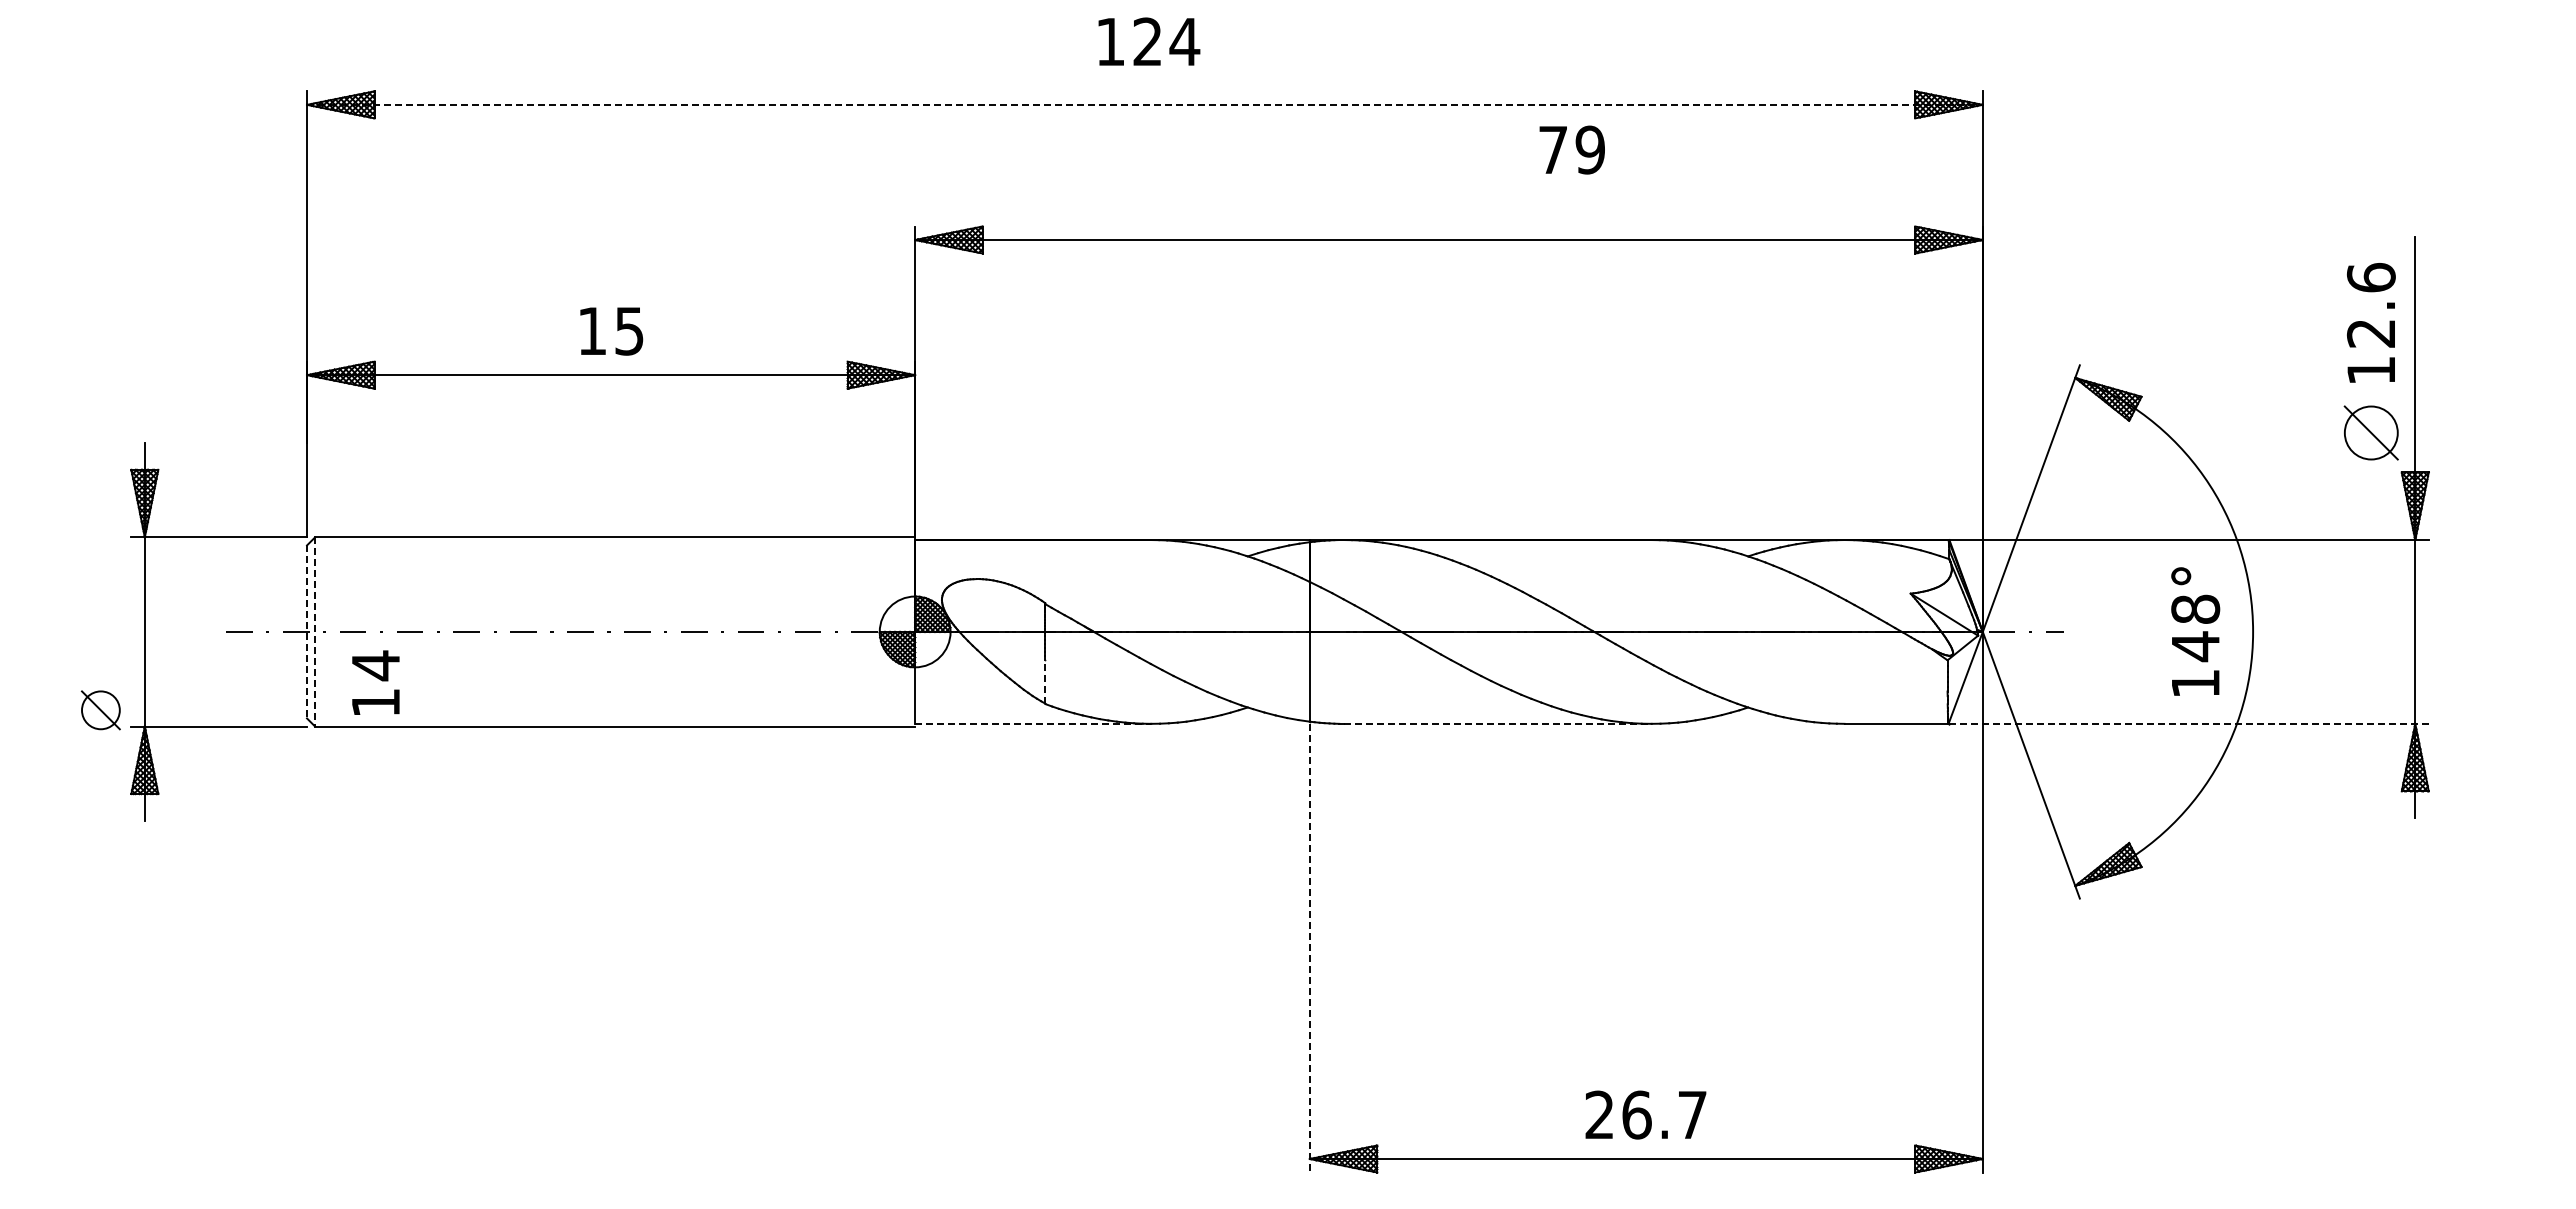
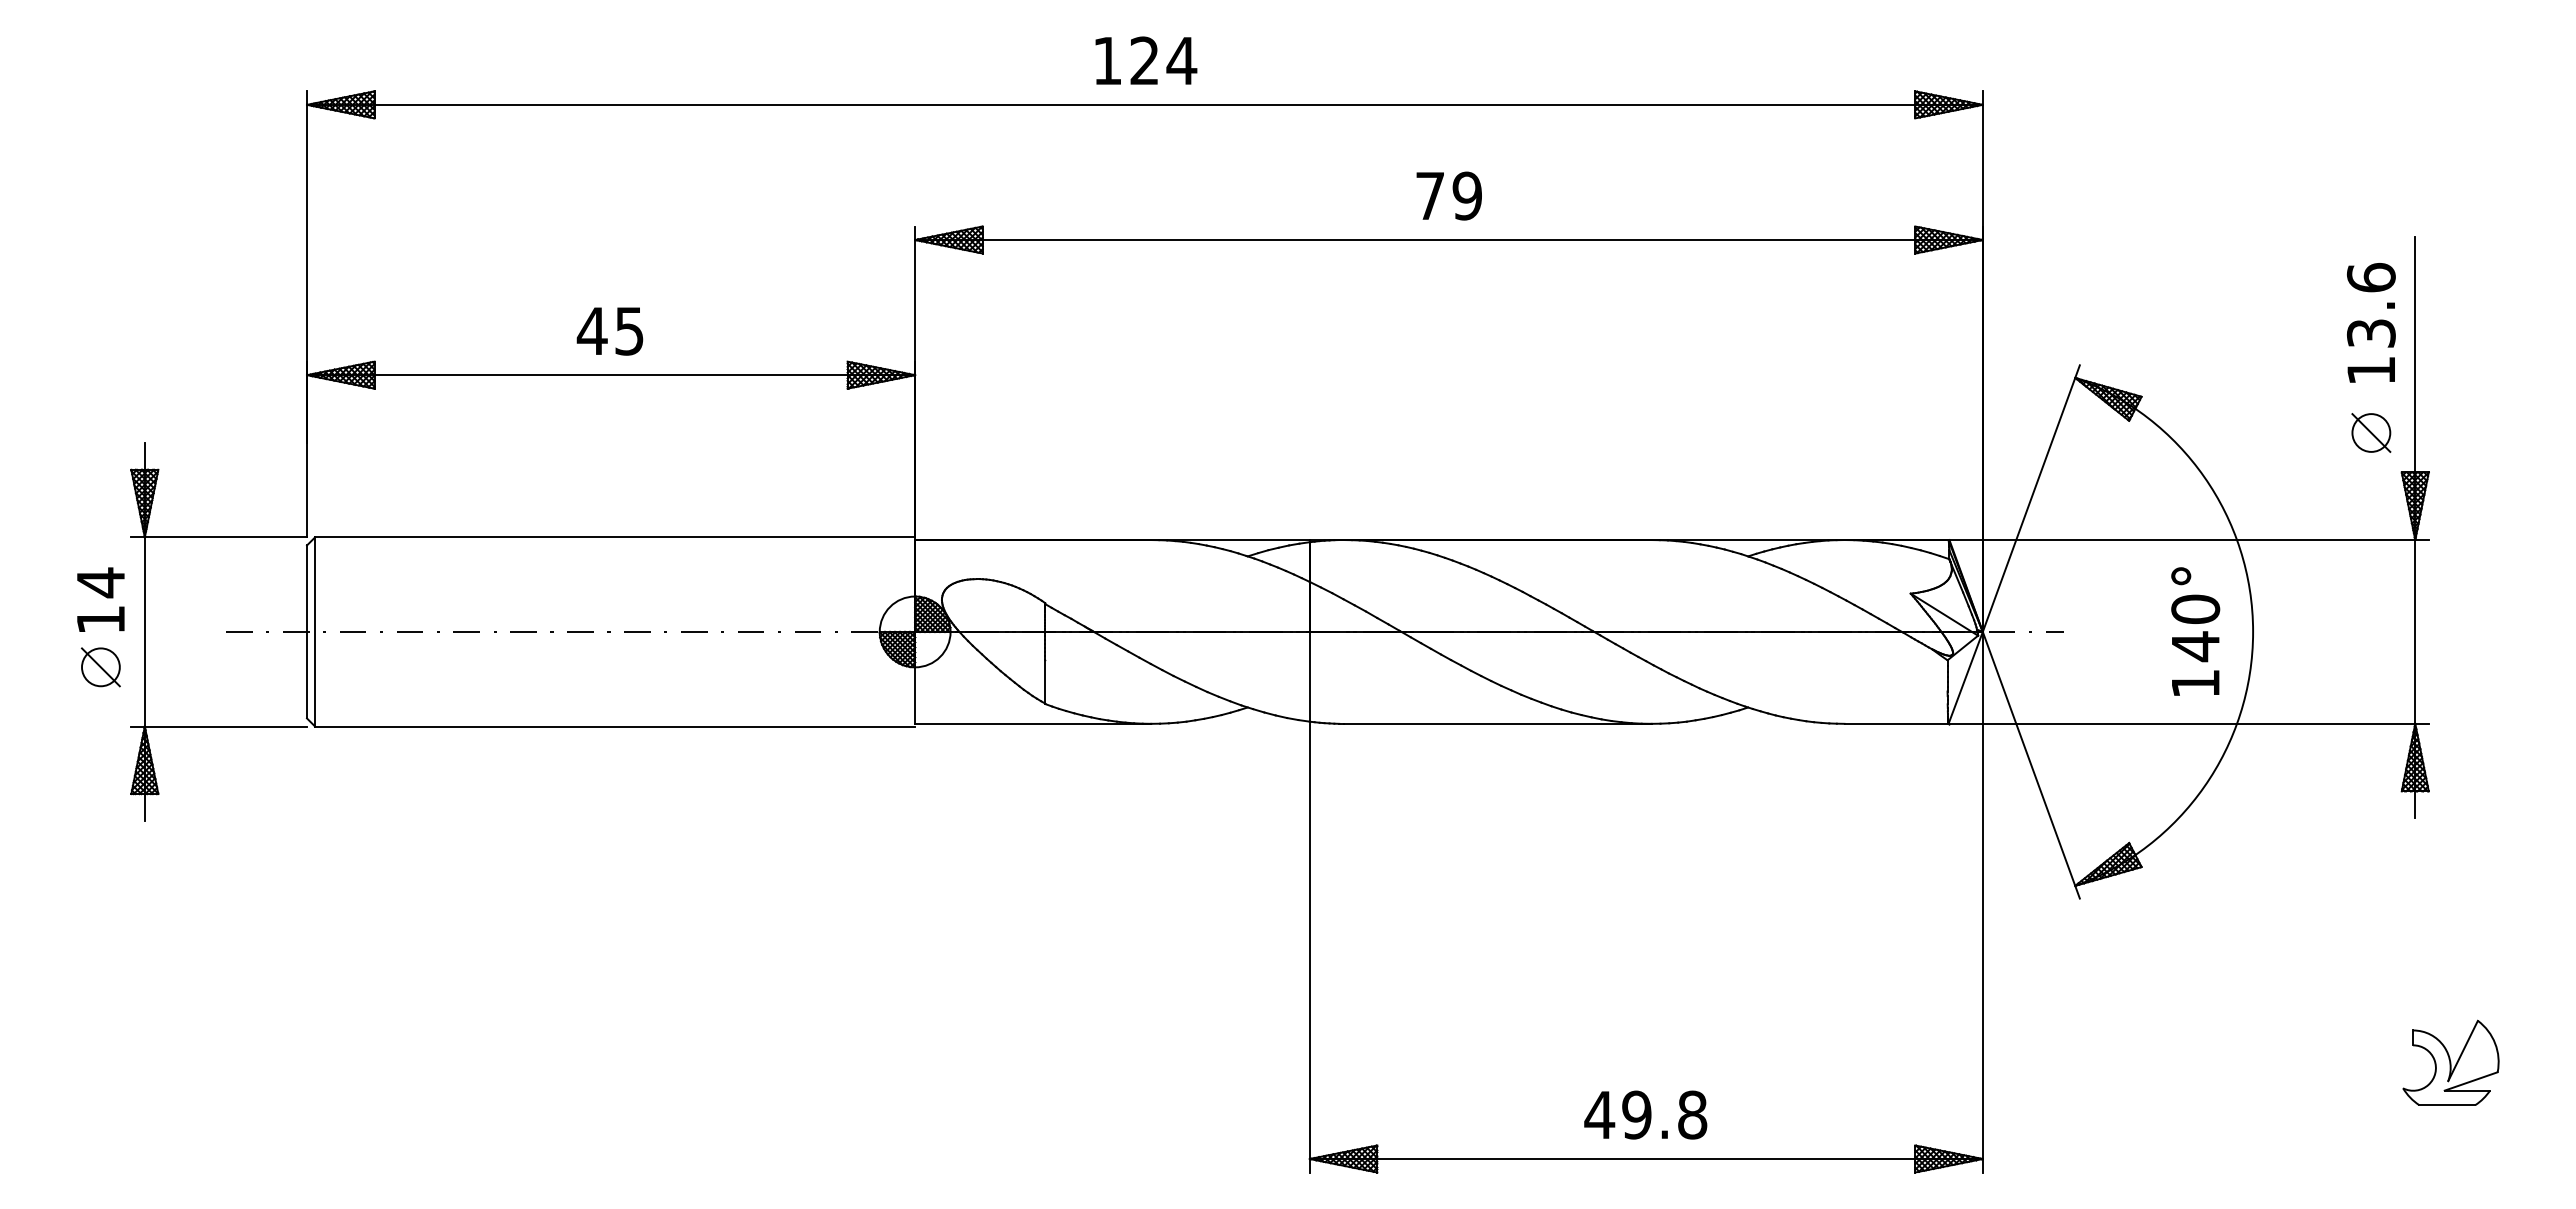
text position: (1149, 41) -> (1146, 60) (1146, 60)
line: dashed -> solid (1144, 104)
text position: (1571, 149) -> (1448, 195) (1448, 195)
text: 15 -> 45 (591, 330)
text: 12.6 -> 13.6 (2371, 333)
part size: 56x56 px -> 41x40 px (2371, 432)
text: 148° -> 140° (2195, 608)
line: dashed -> solid (315, 631)
line: dashed -> solid (307, 632)
line: dashed -> solid (1045, 681)
text position: (375, 682) -> (100, 599) (100, 599)
part position: (100, 710) -> (100, 667) (100, 667)
line: dashed -> solid (1033, 723)
line: dashed -> solid (1497, 723)
line: dashed -> solid (2189, 723)
line: dashed -> solid (1309, 948)
part: none -> present (2450, 1062)
text: 26.7 -> 49.8 (1645, 1114)
